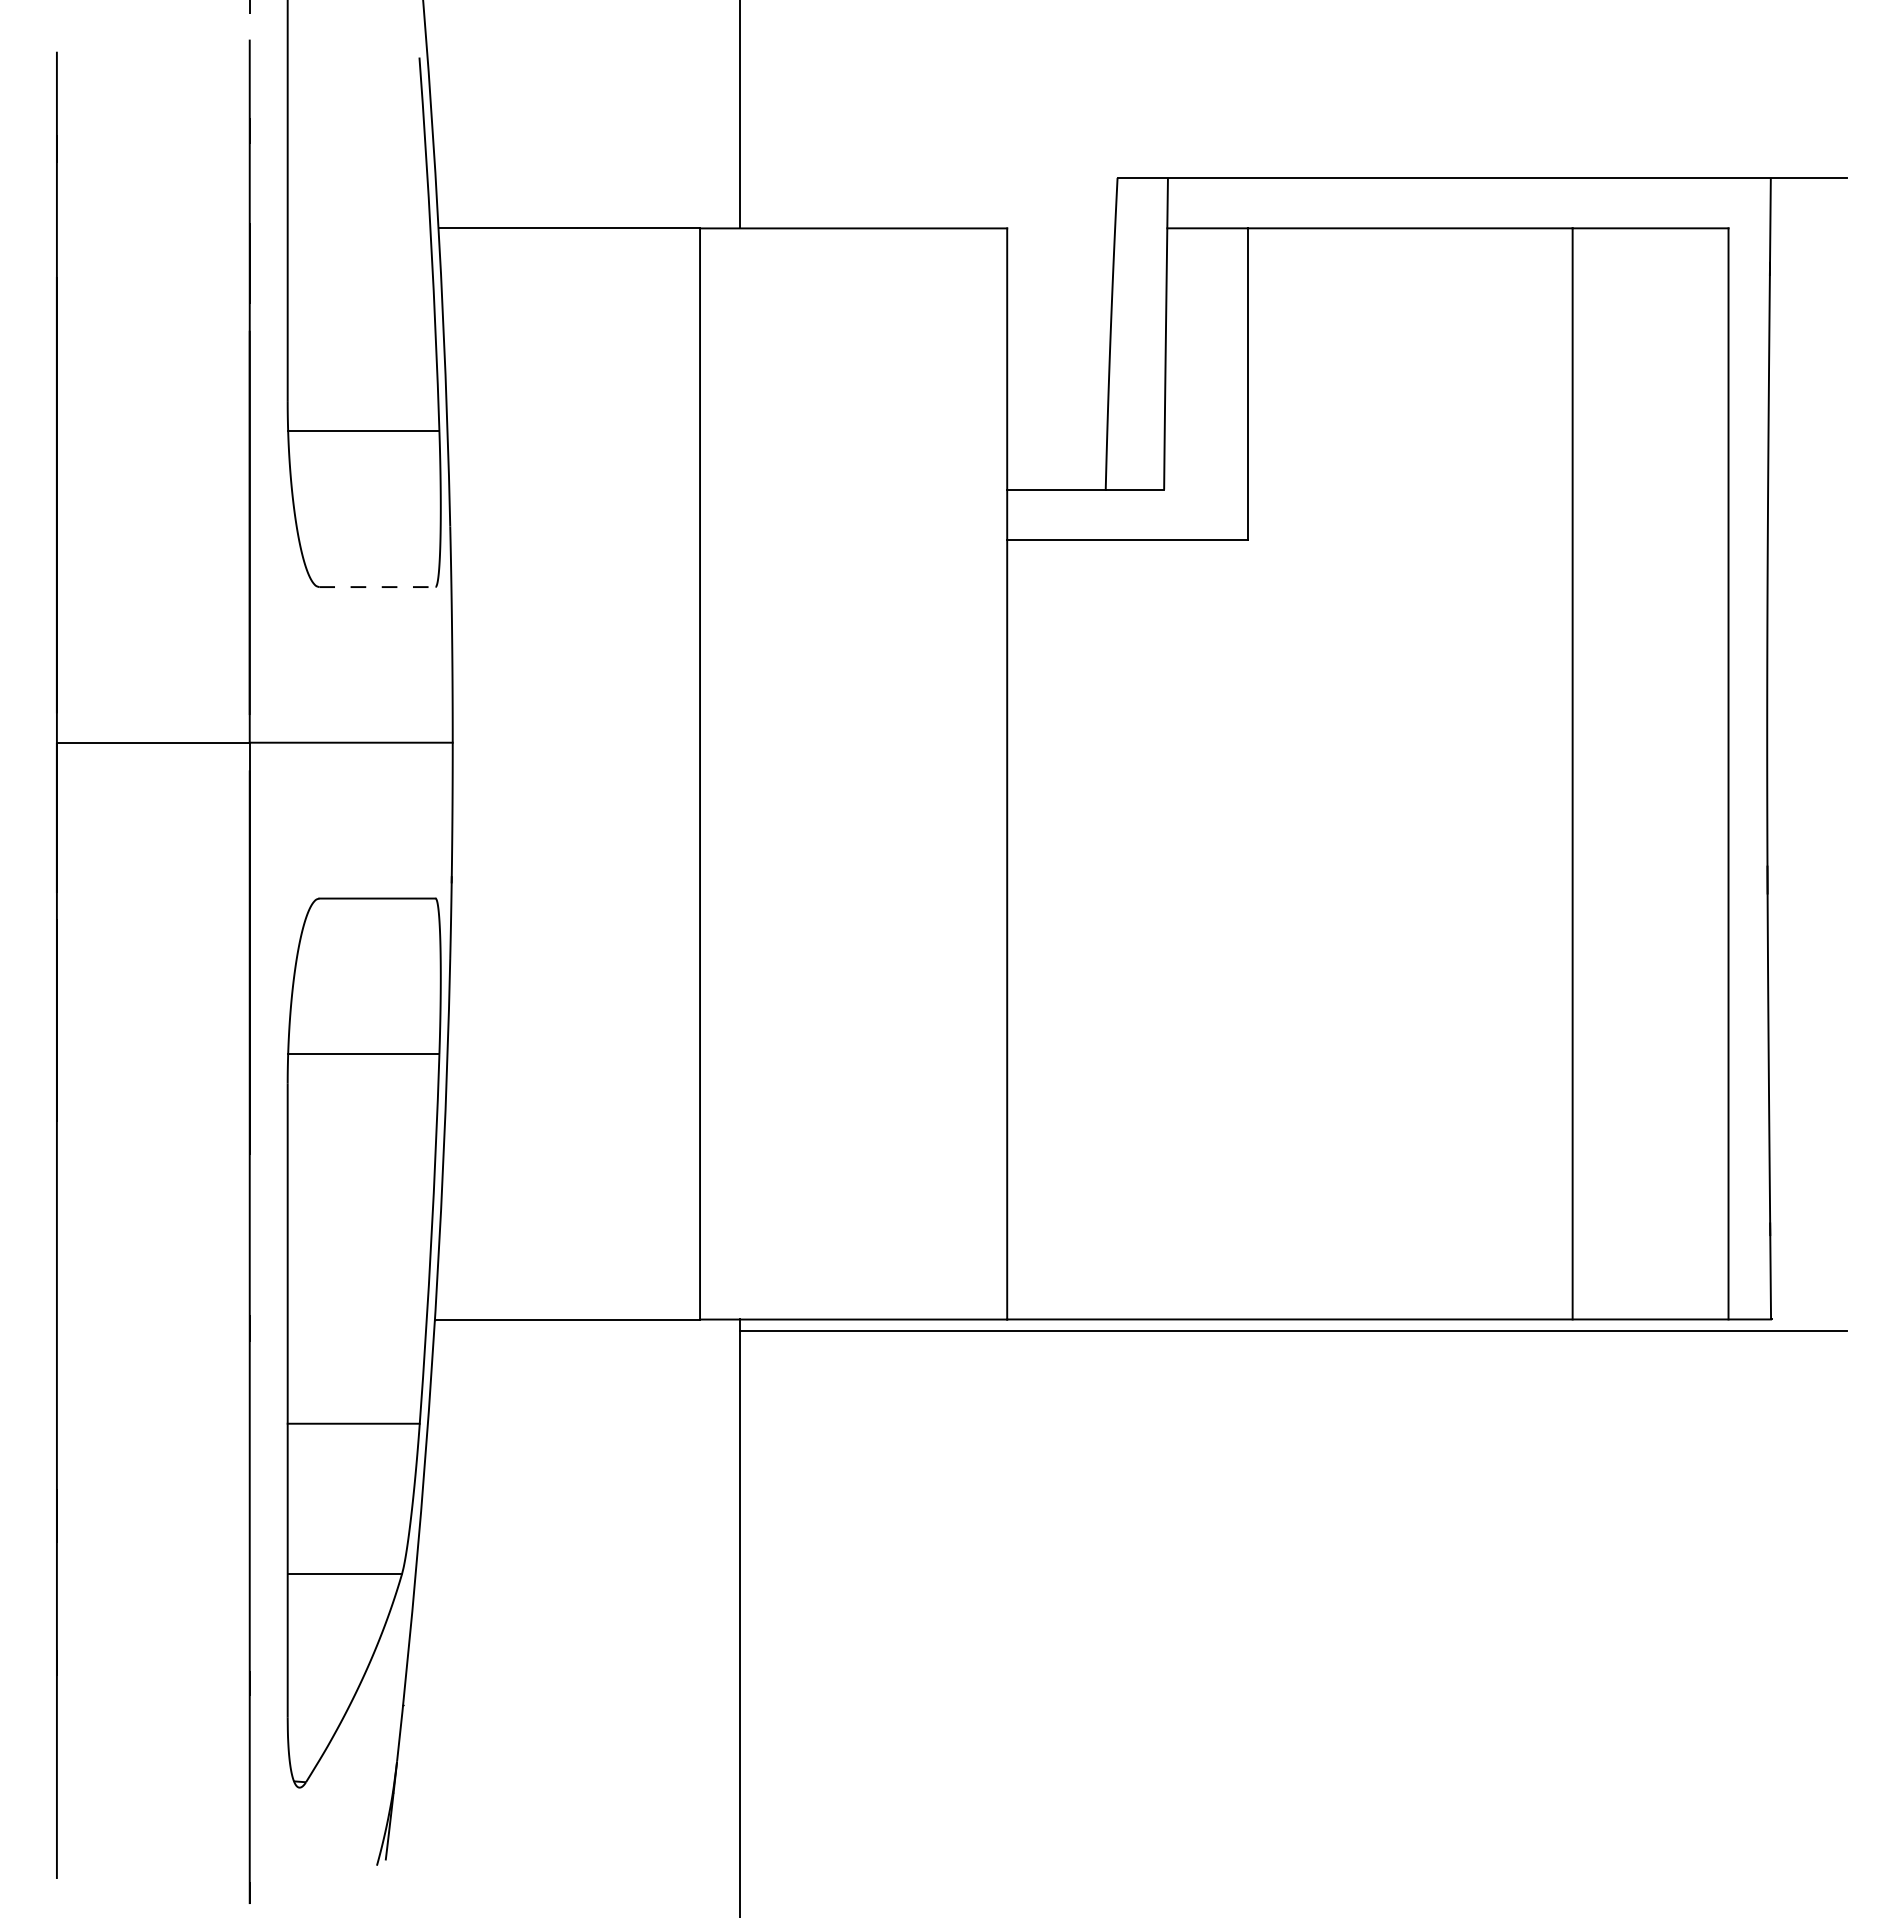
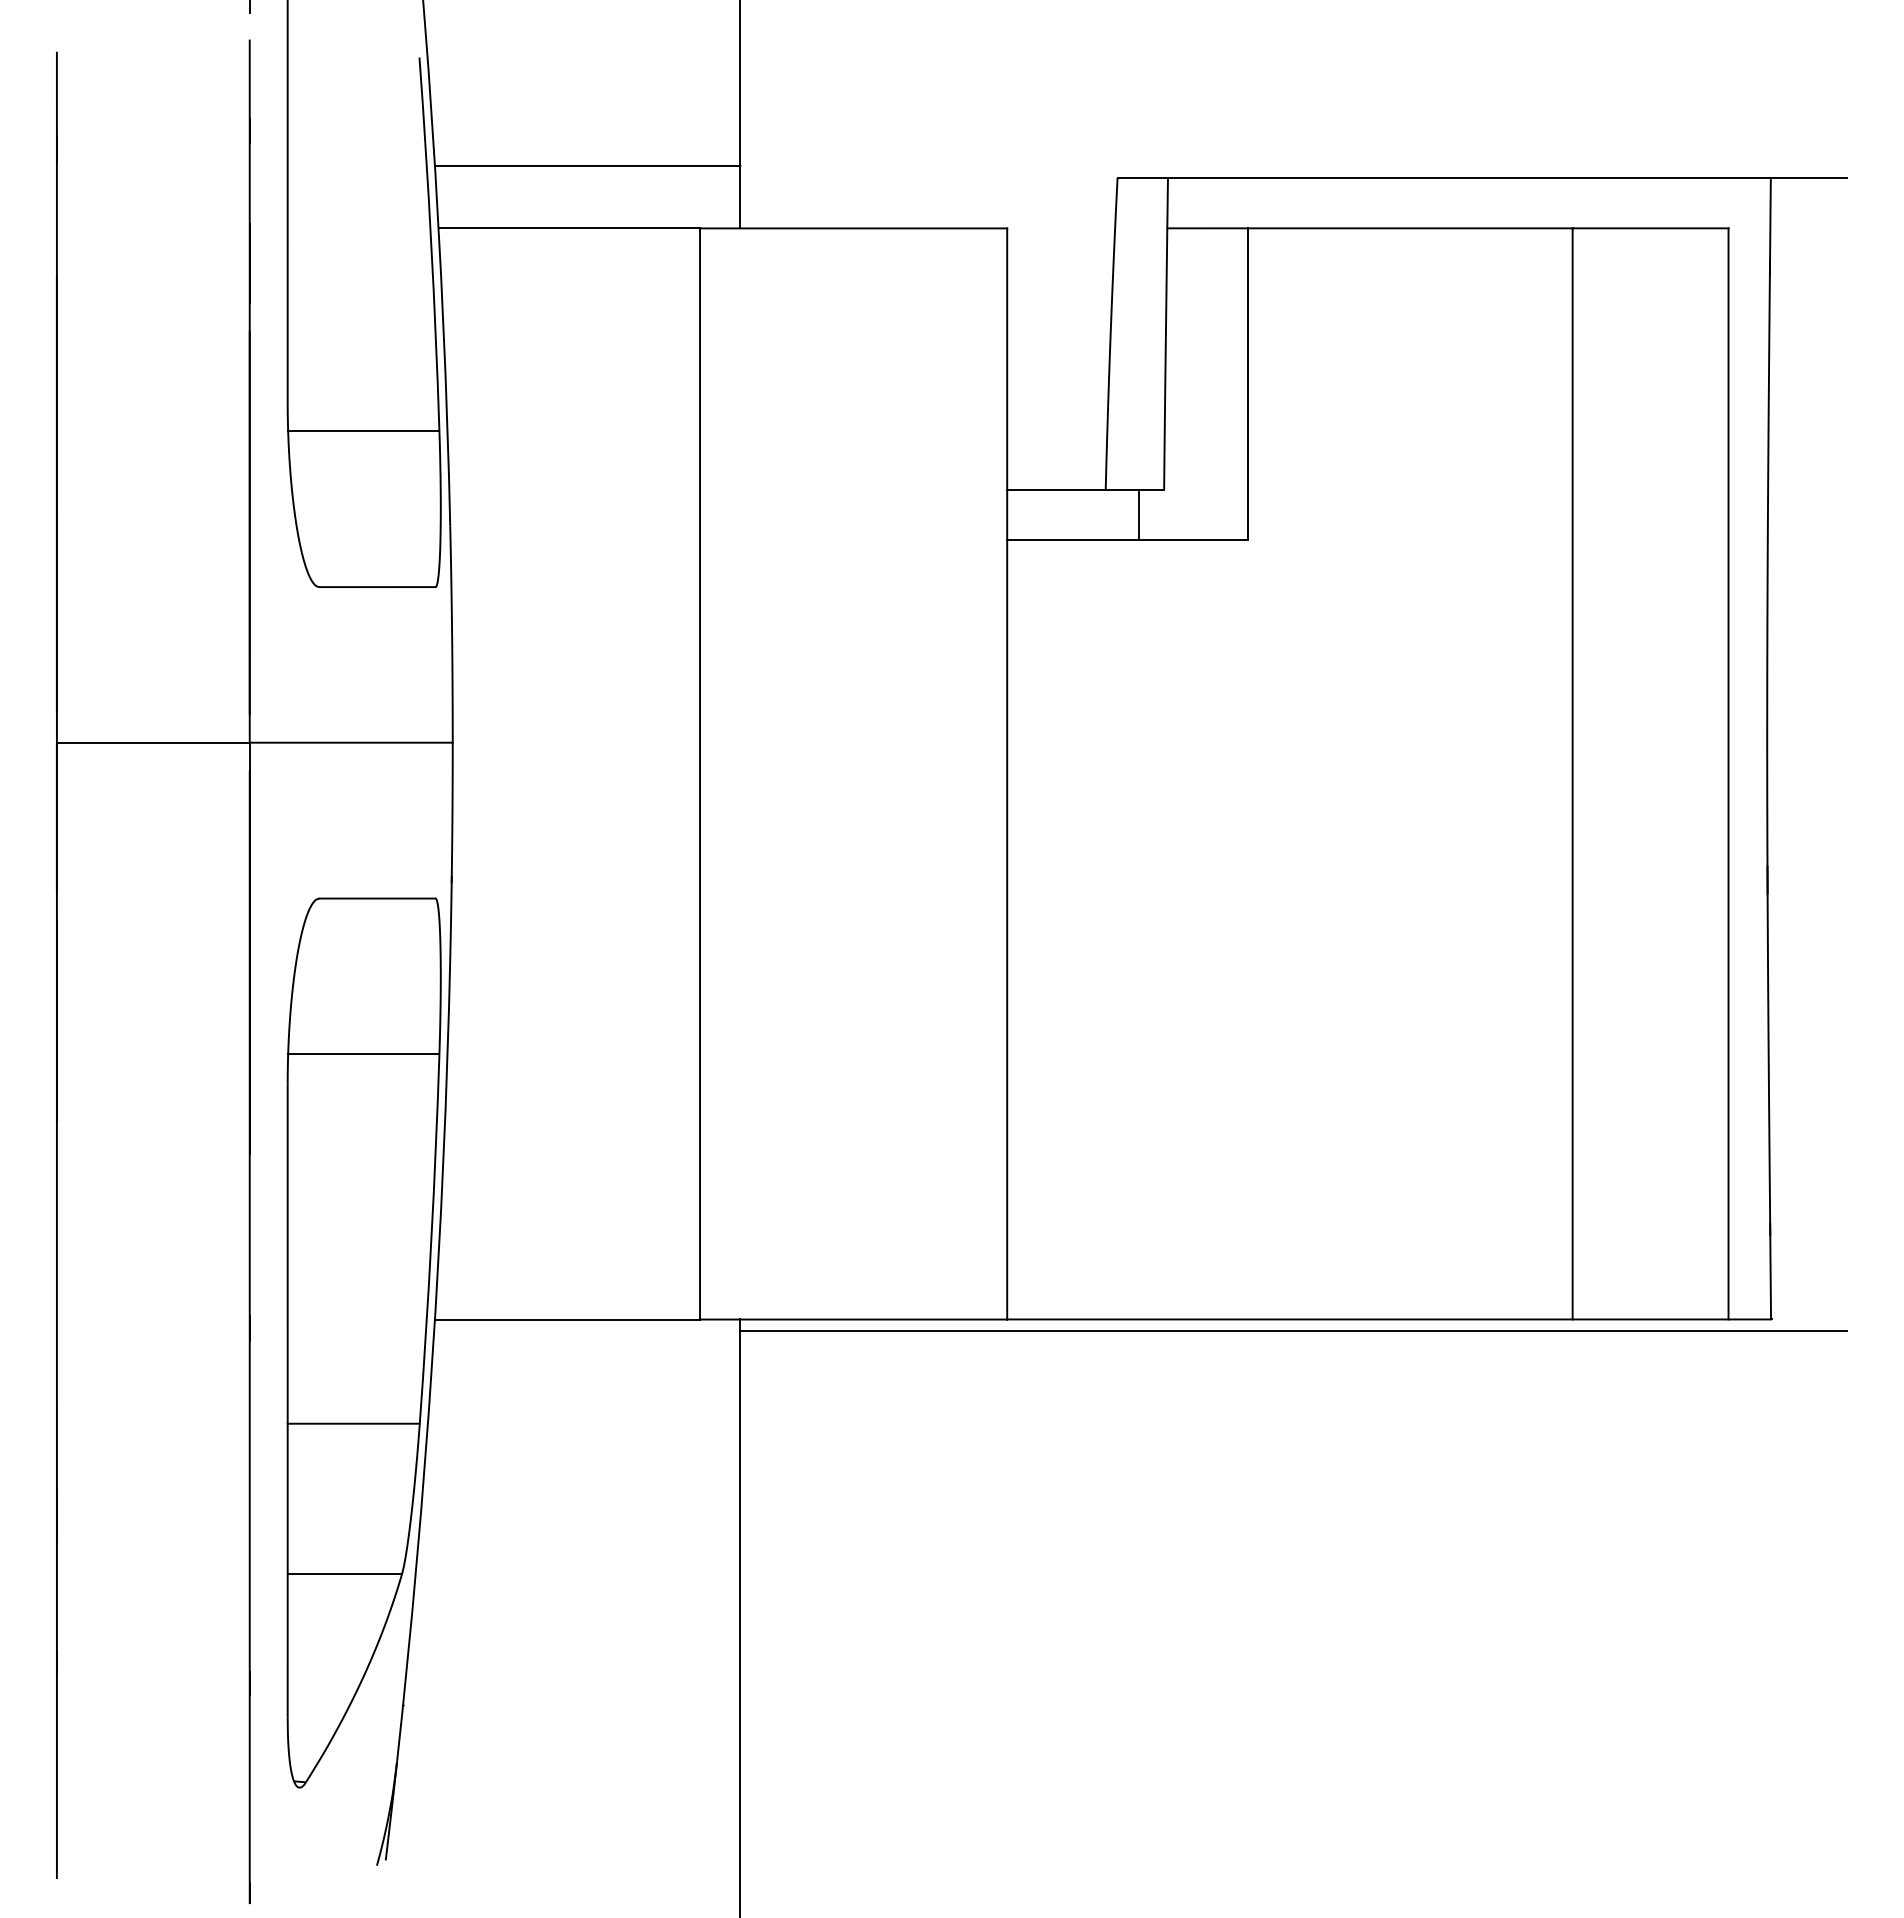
line: none -> present (587, 165)
line: none -> present (1138, 514)
line: dashed -> solid (377, 587)
